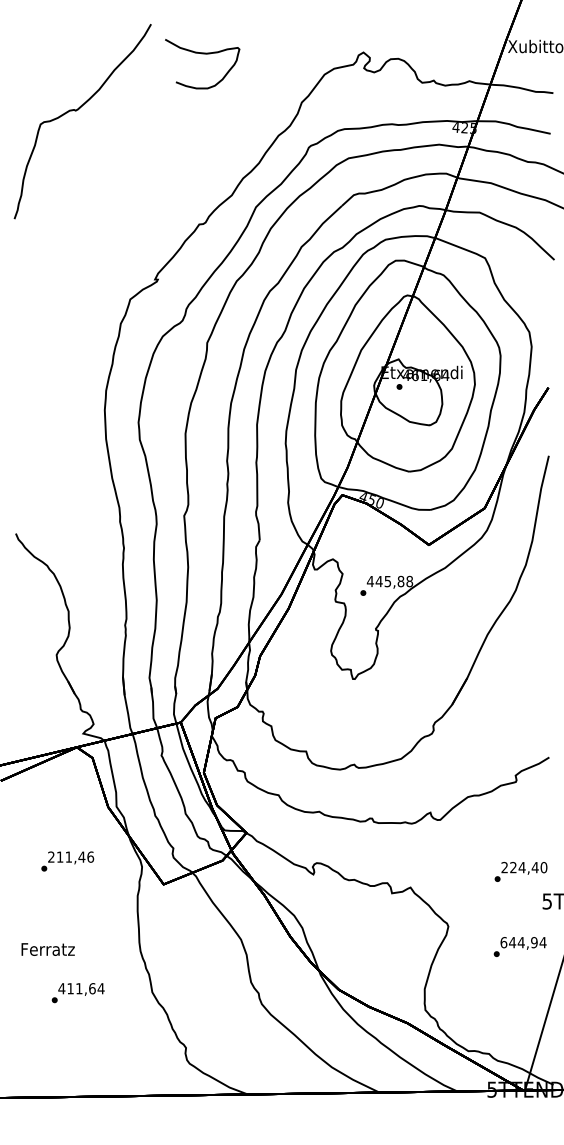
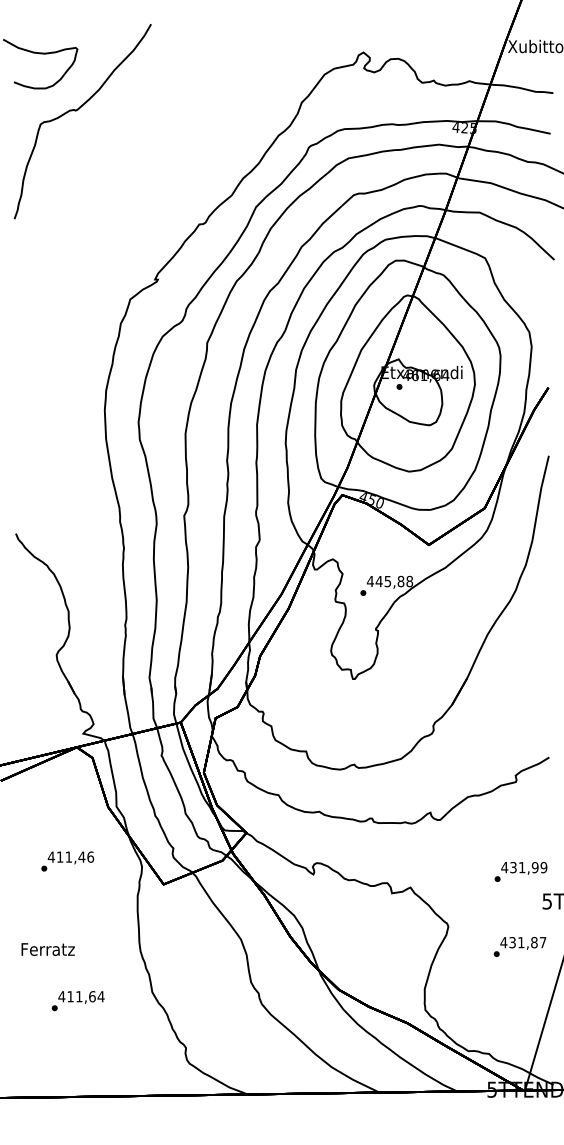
curve position: (202, 54) -> (40, 54) (40, 54)
text: 211,46 -> 411,46 (50, 856)
text: 224,40 -> 431,99 (524, 867)
text: 644,94 -> 431,87 (523, 942)
text position: (77, 993) -> (77, 1001) (77, 1001)
